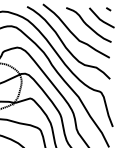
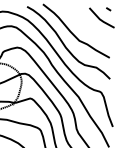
curve: present -> none (87, 24)
